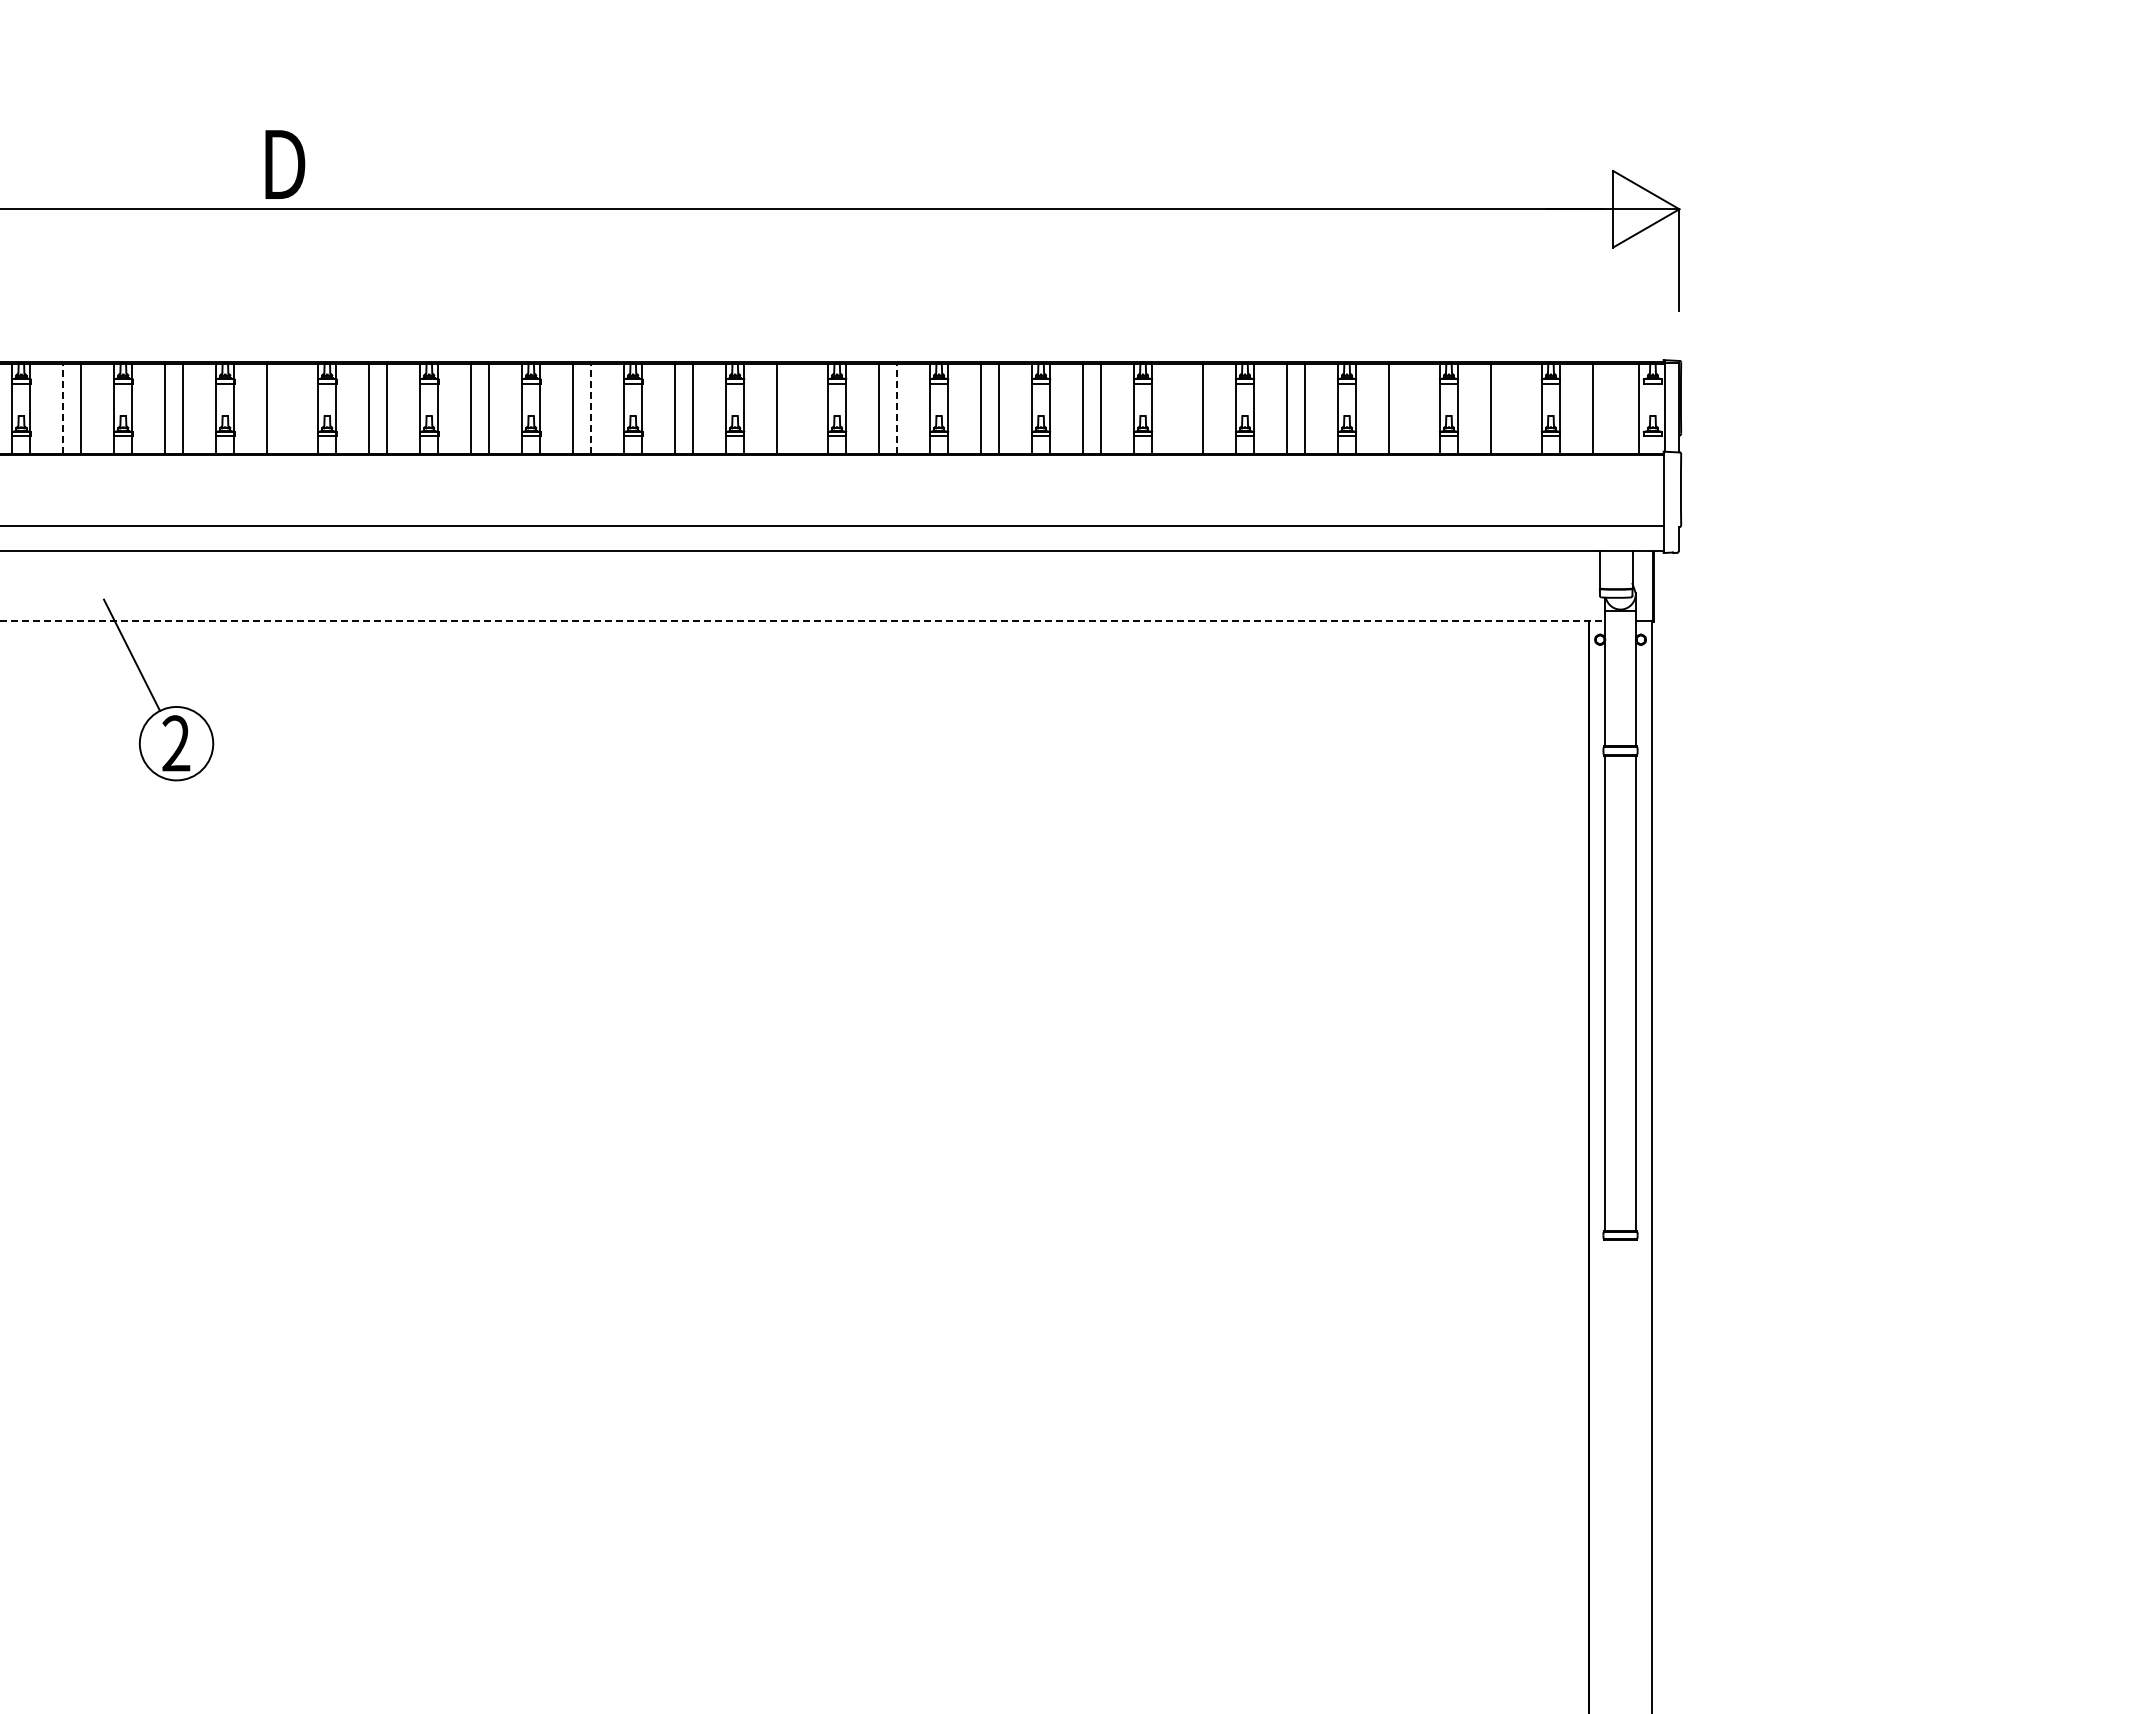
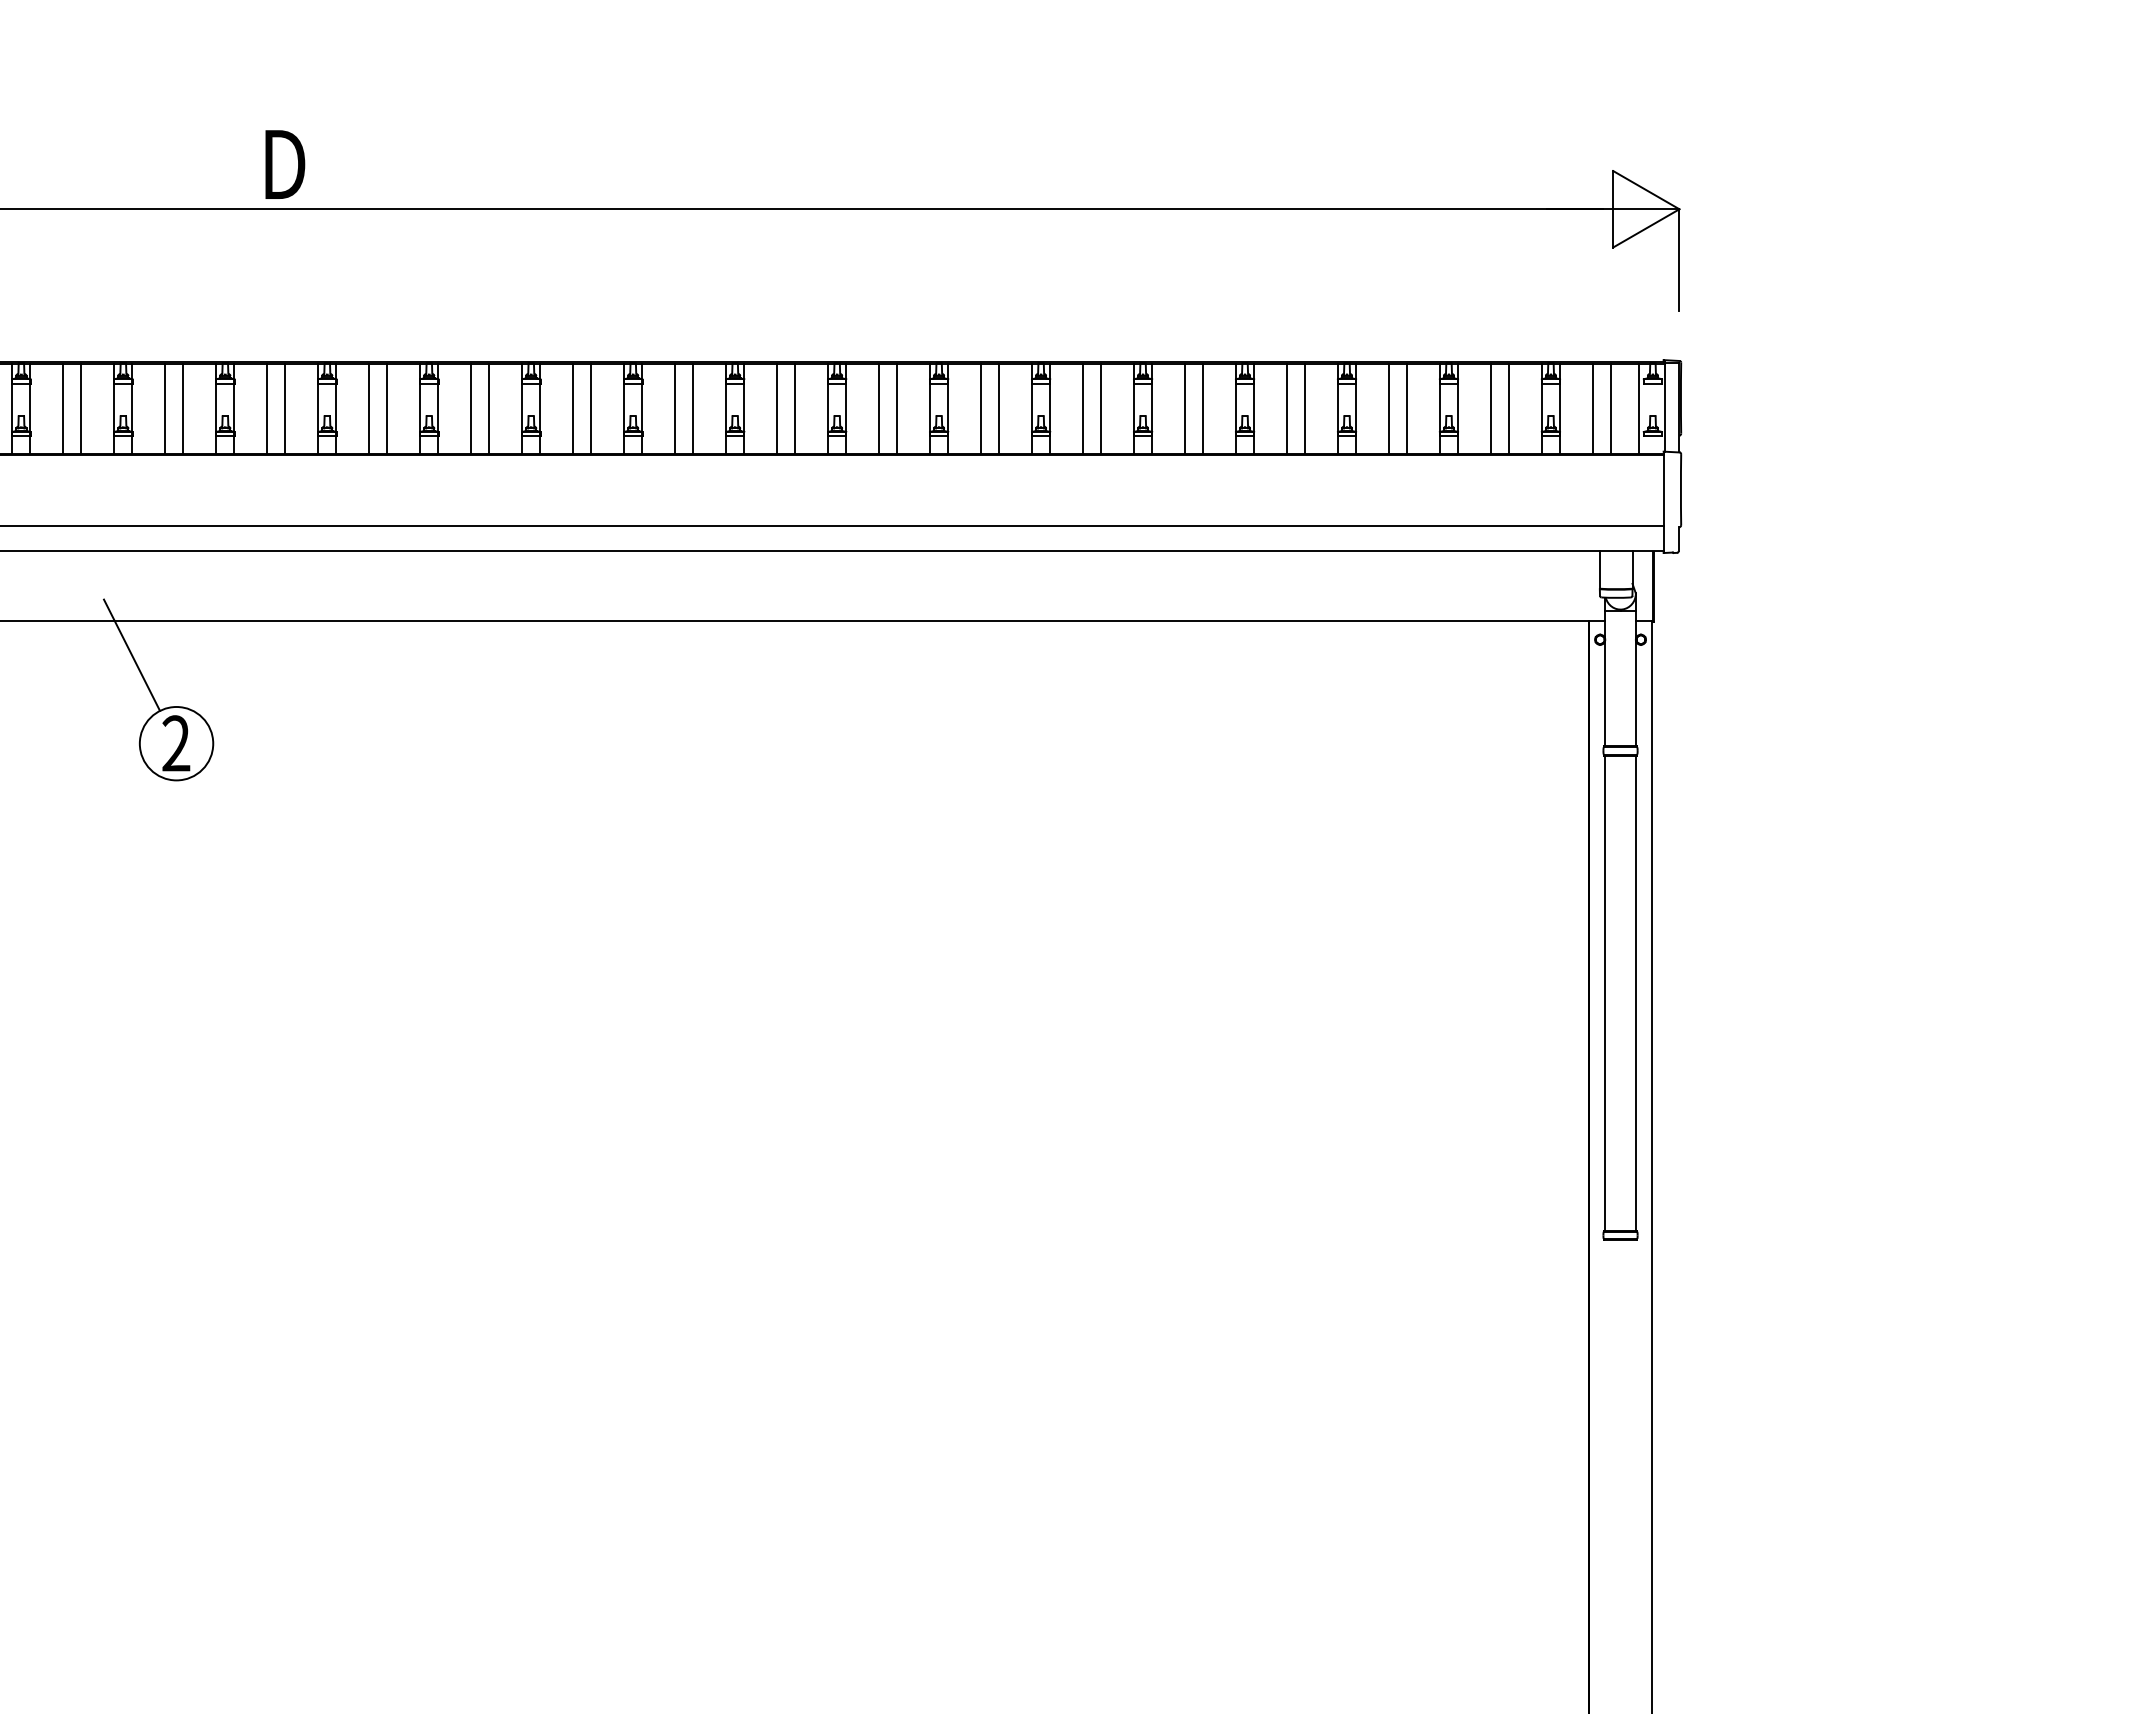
line: dashed -> solid (63, 408)
line: none -> present (285, 408)
line: dashed -> solid (591, 408)
line: none -> present (795, 408)
line: dashed -> solid (897, 408)
line: none -> present (1185, 408)
line: none -> present (1406, 408)
line: none -> present (1508, 408)
line: none -> present (1610, 408)
line: dashed -> solid (803, 620)
